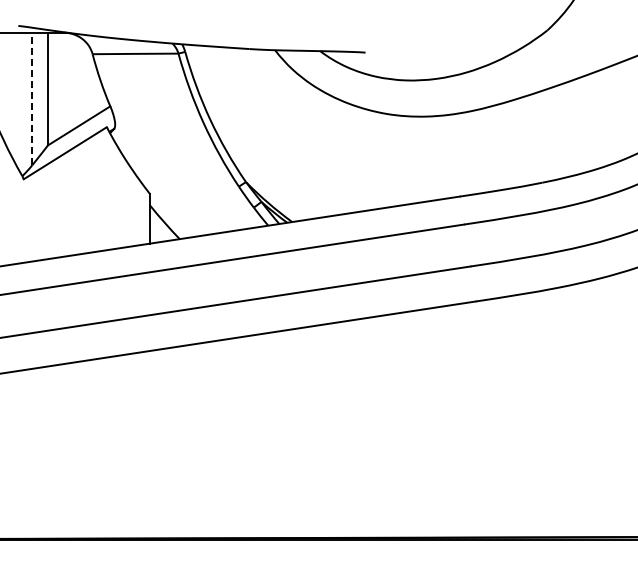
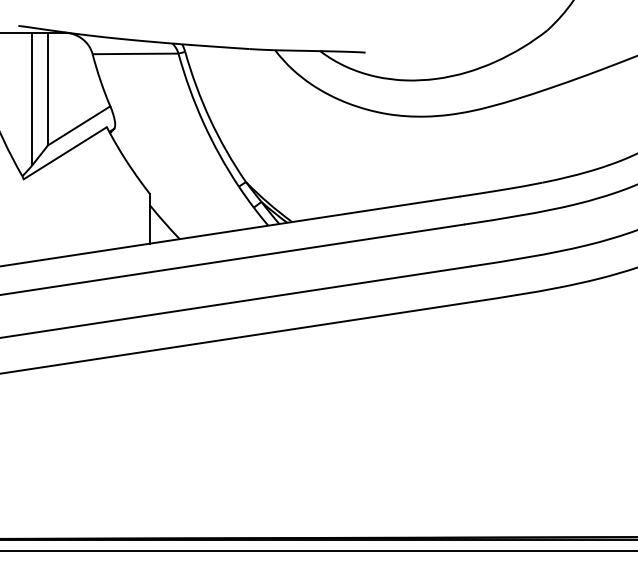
line: dashed -> solid (32, 98)
line: none -> present (318, 550)
